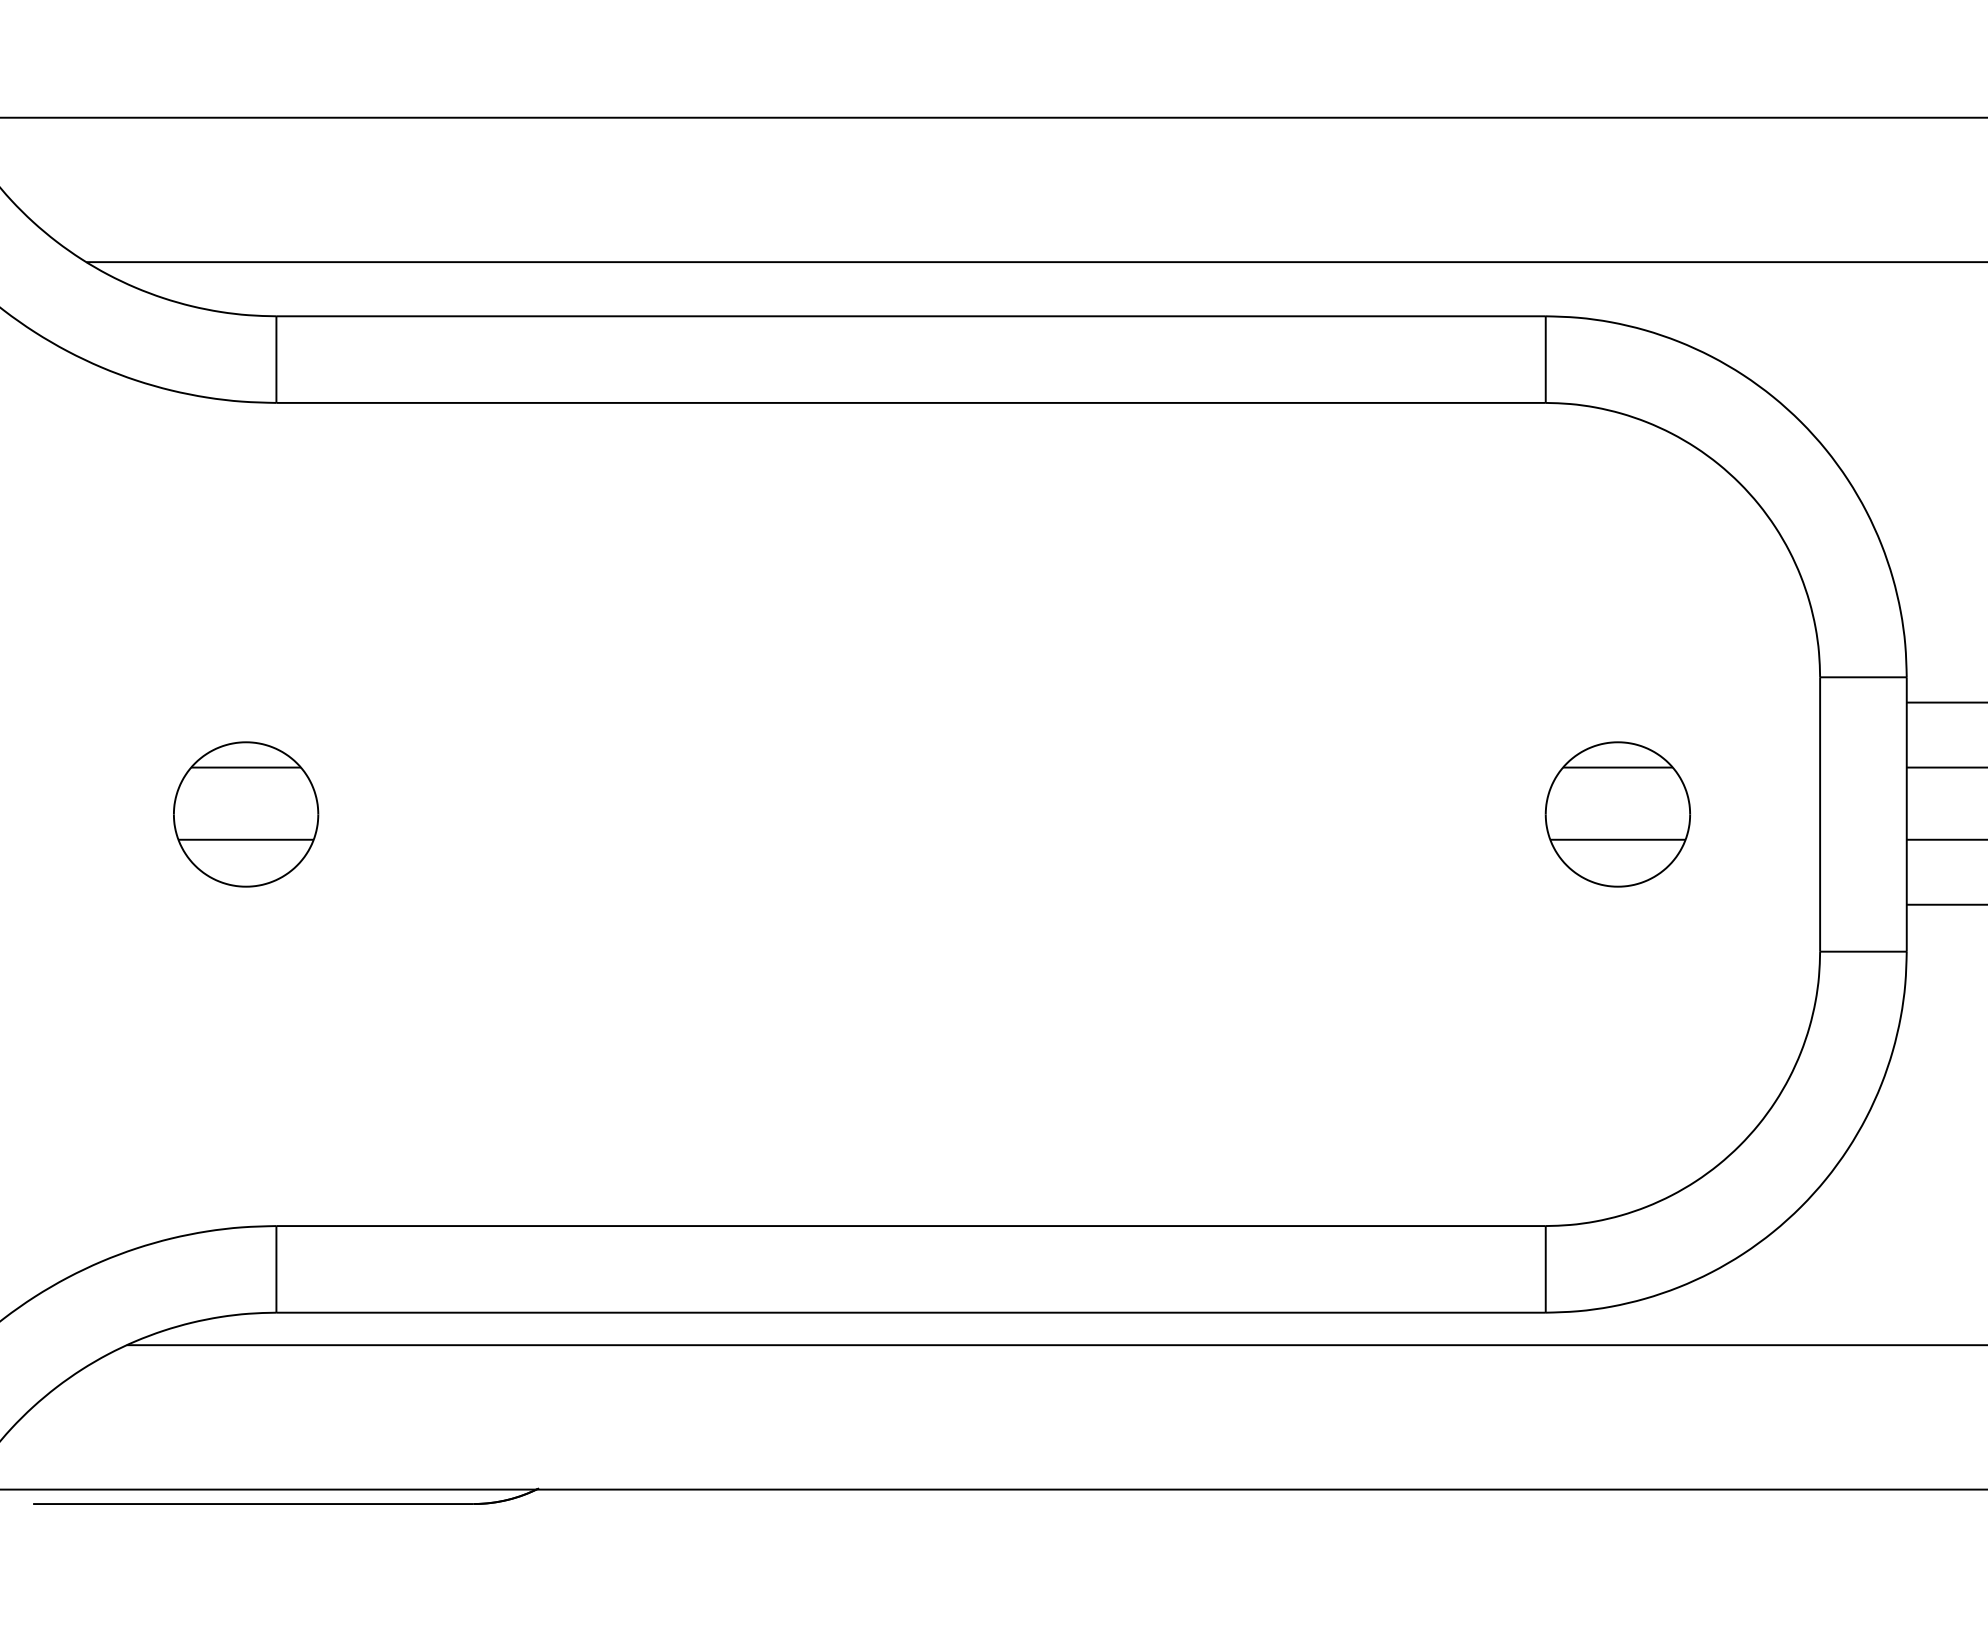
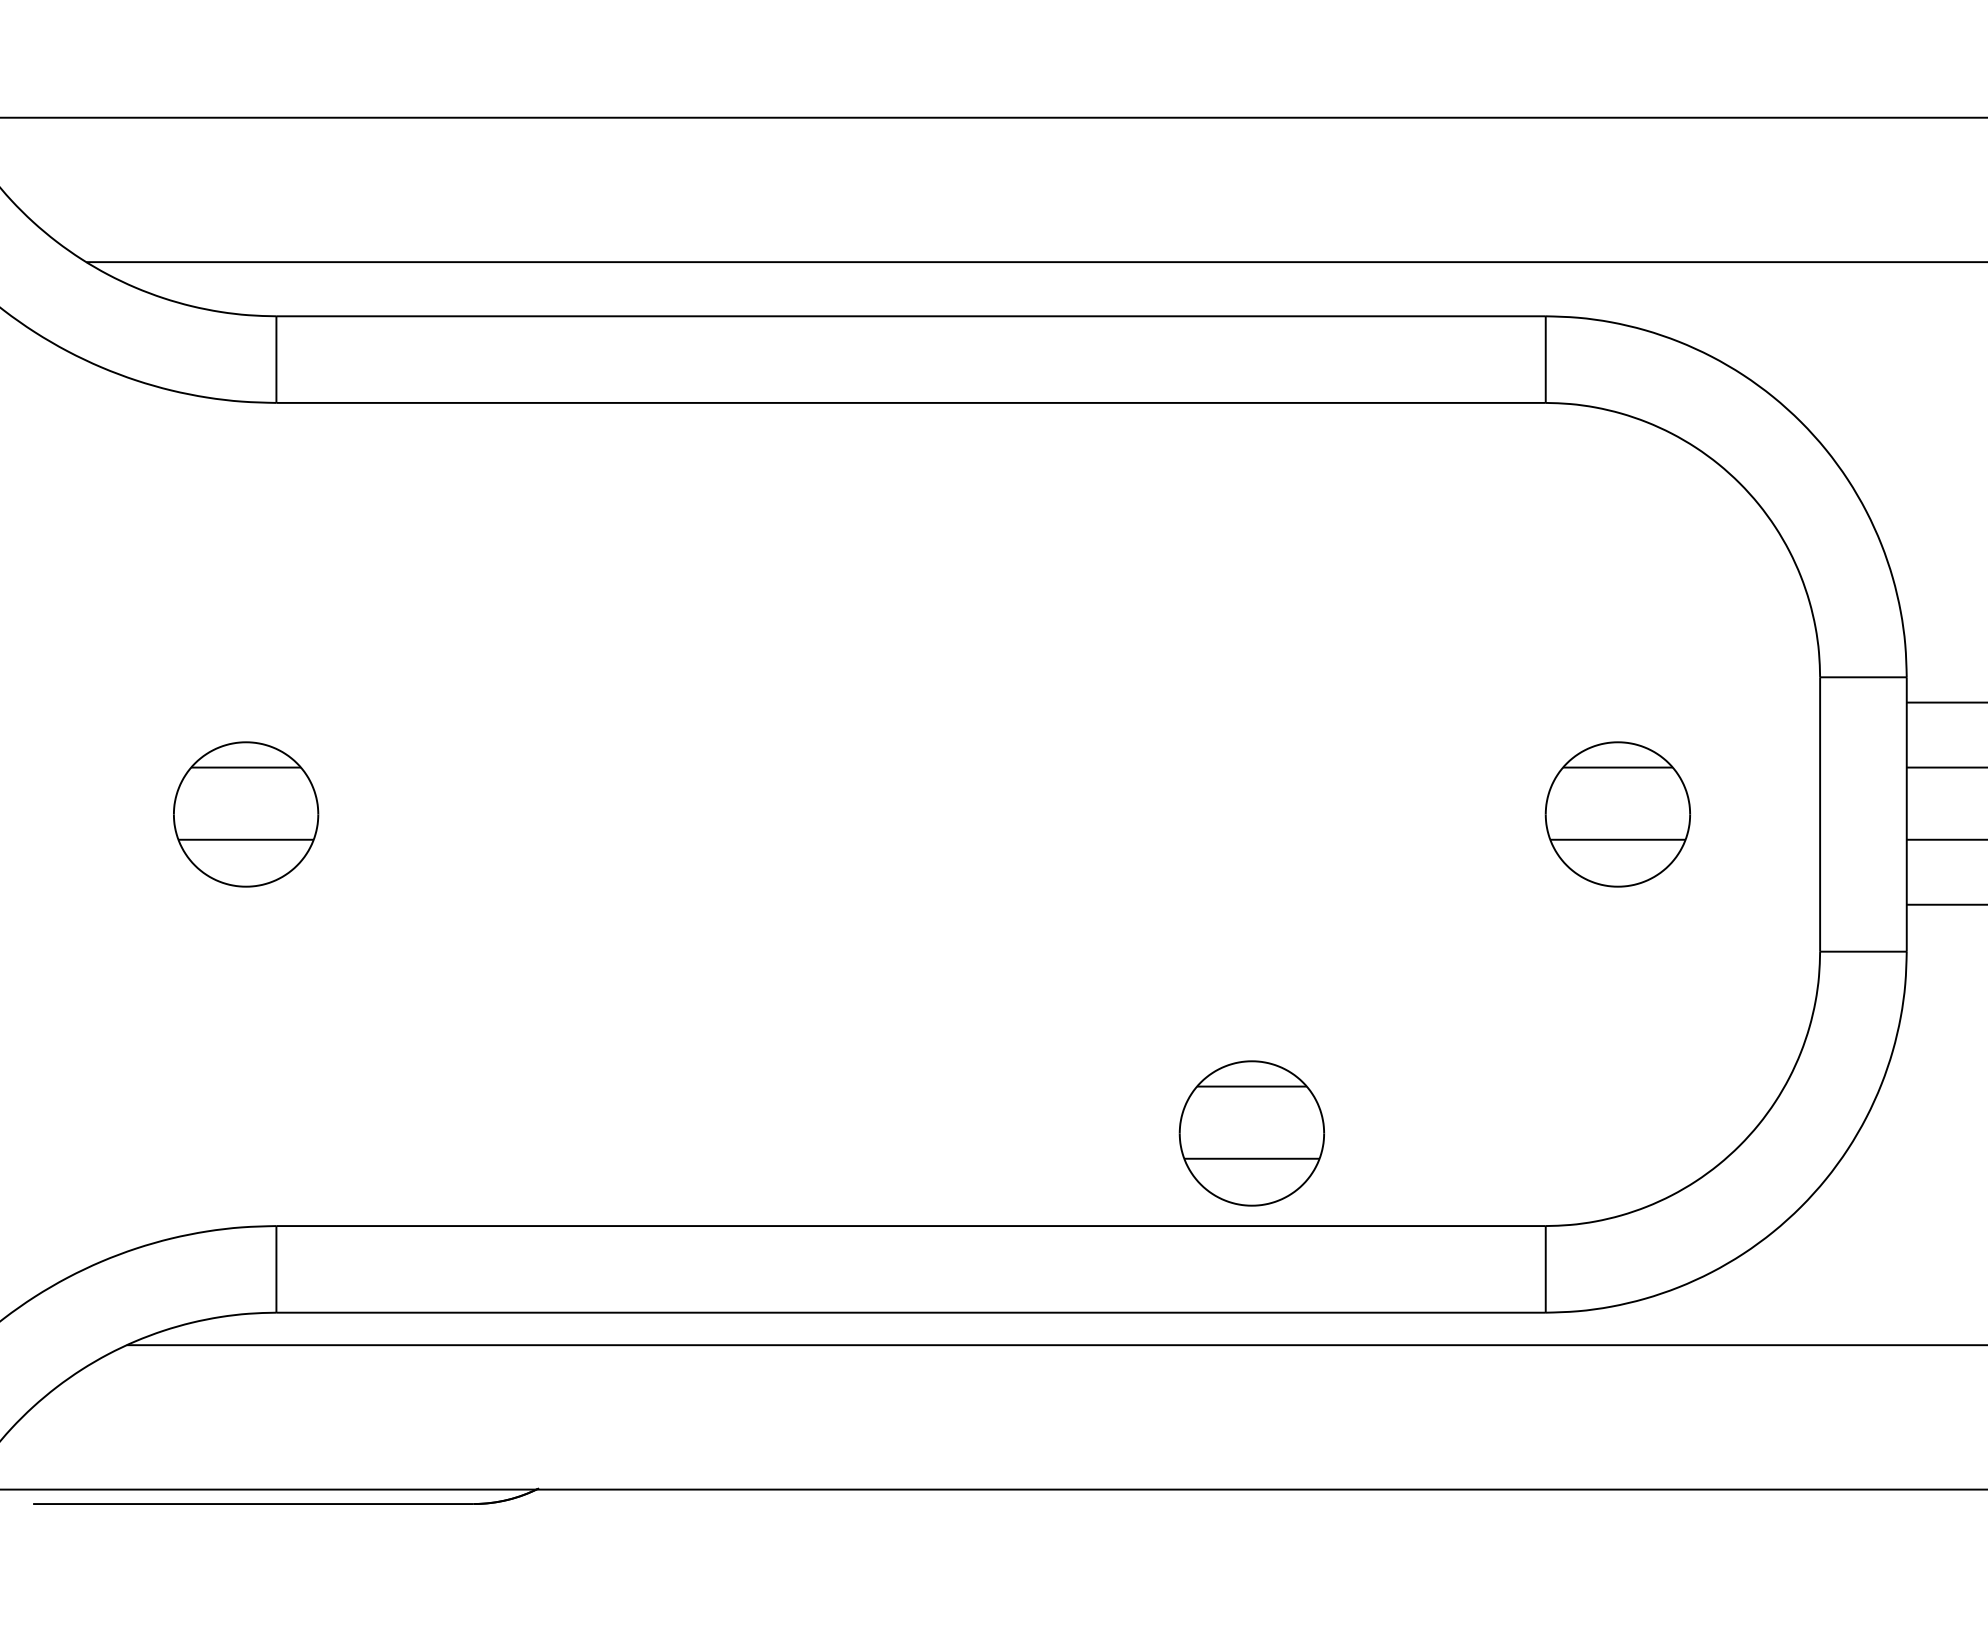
part: none -> present (1251, 1133)
